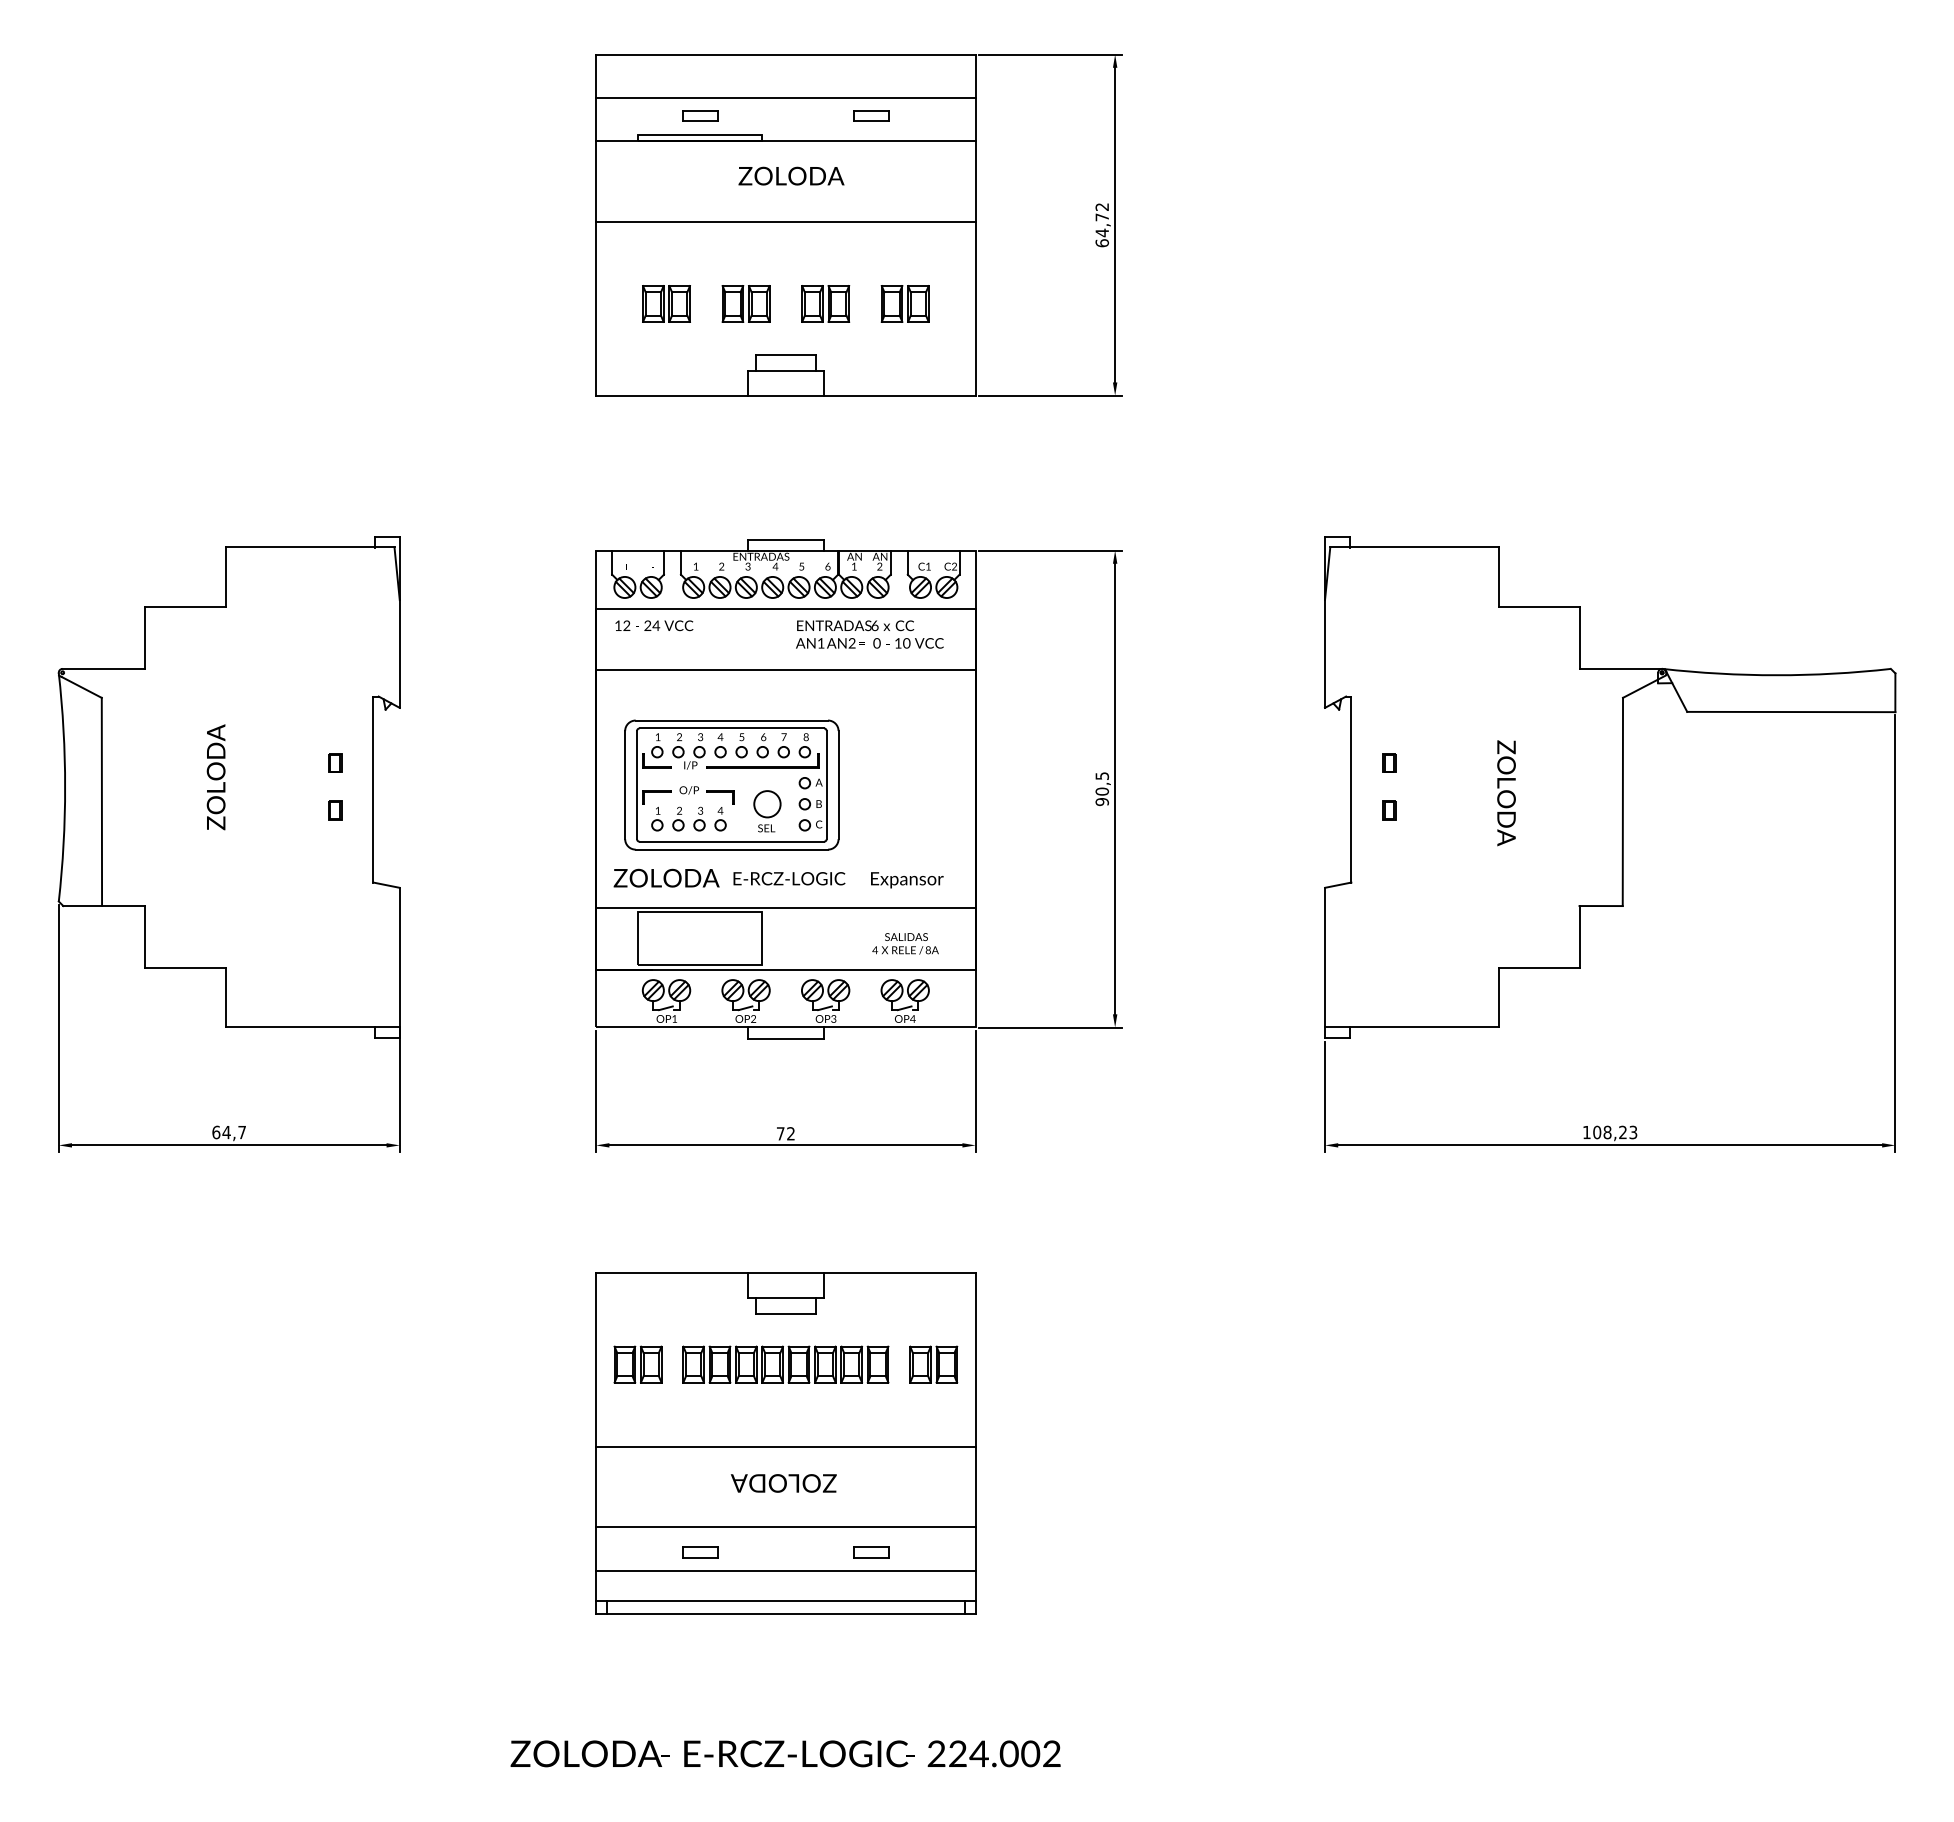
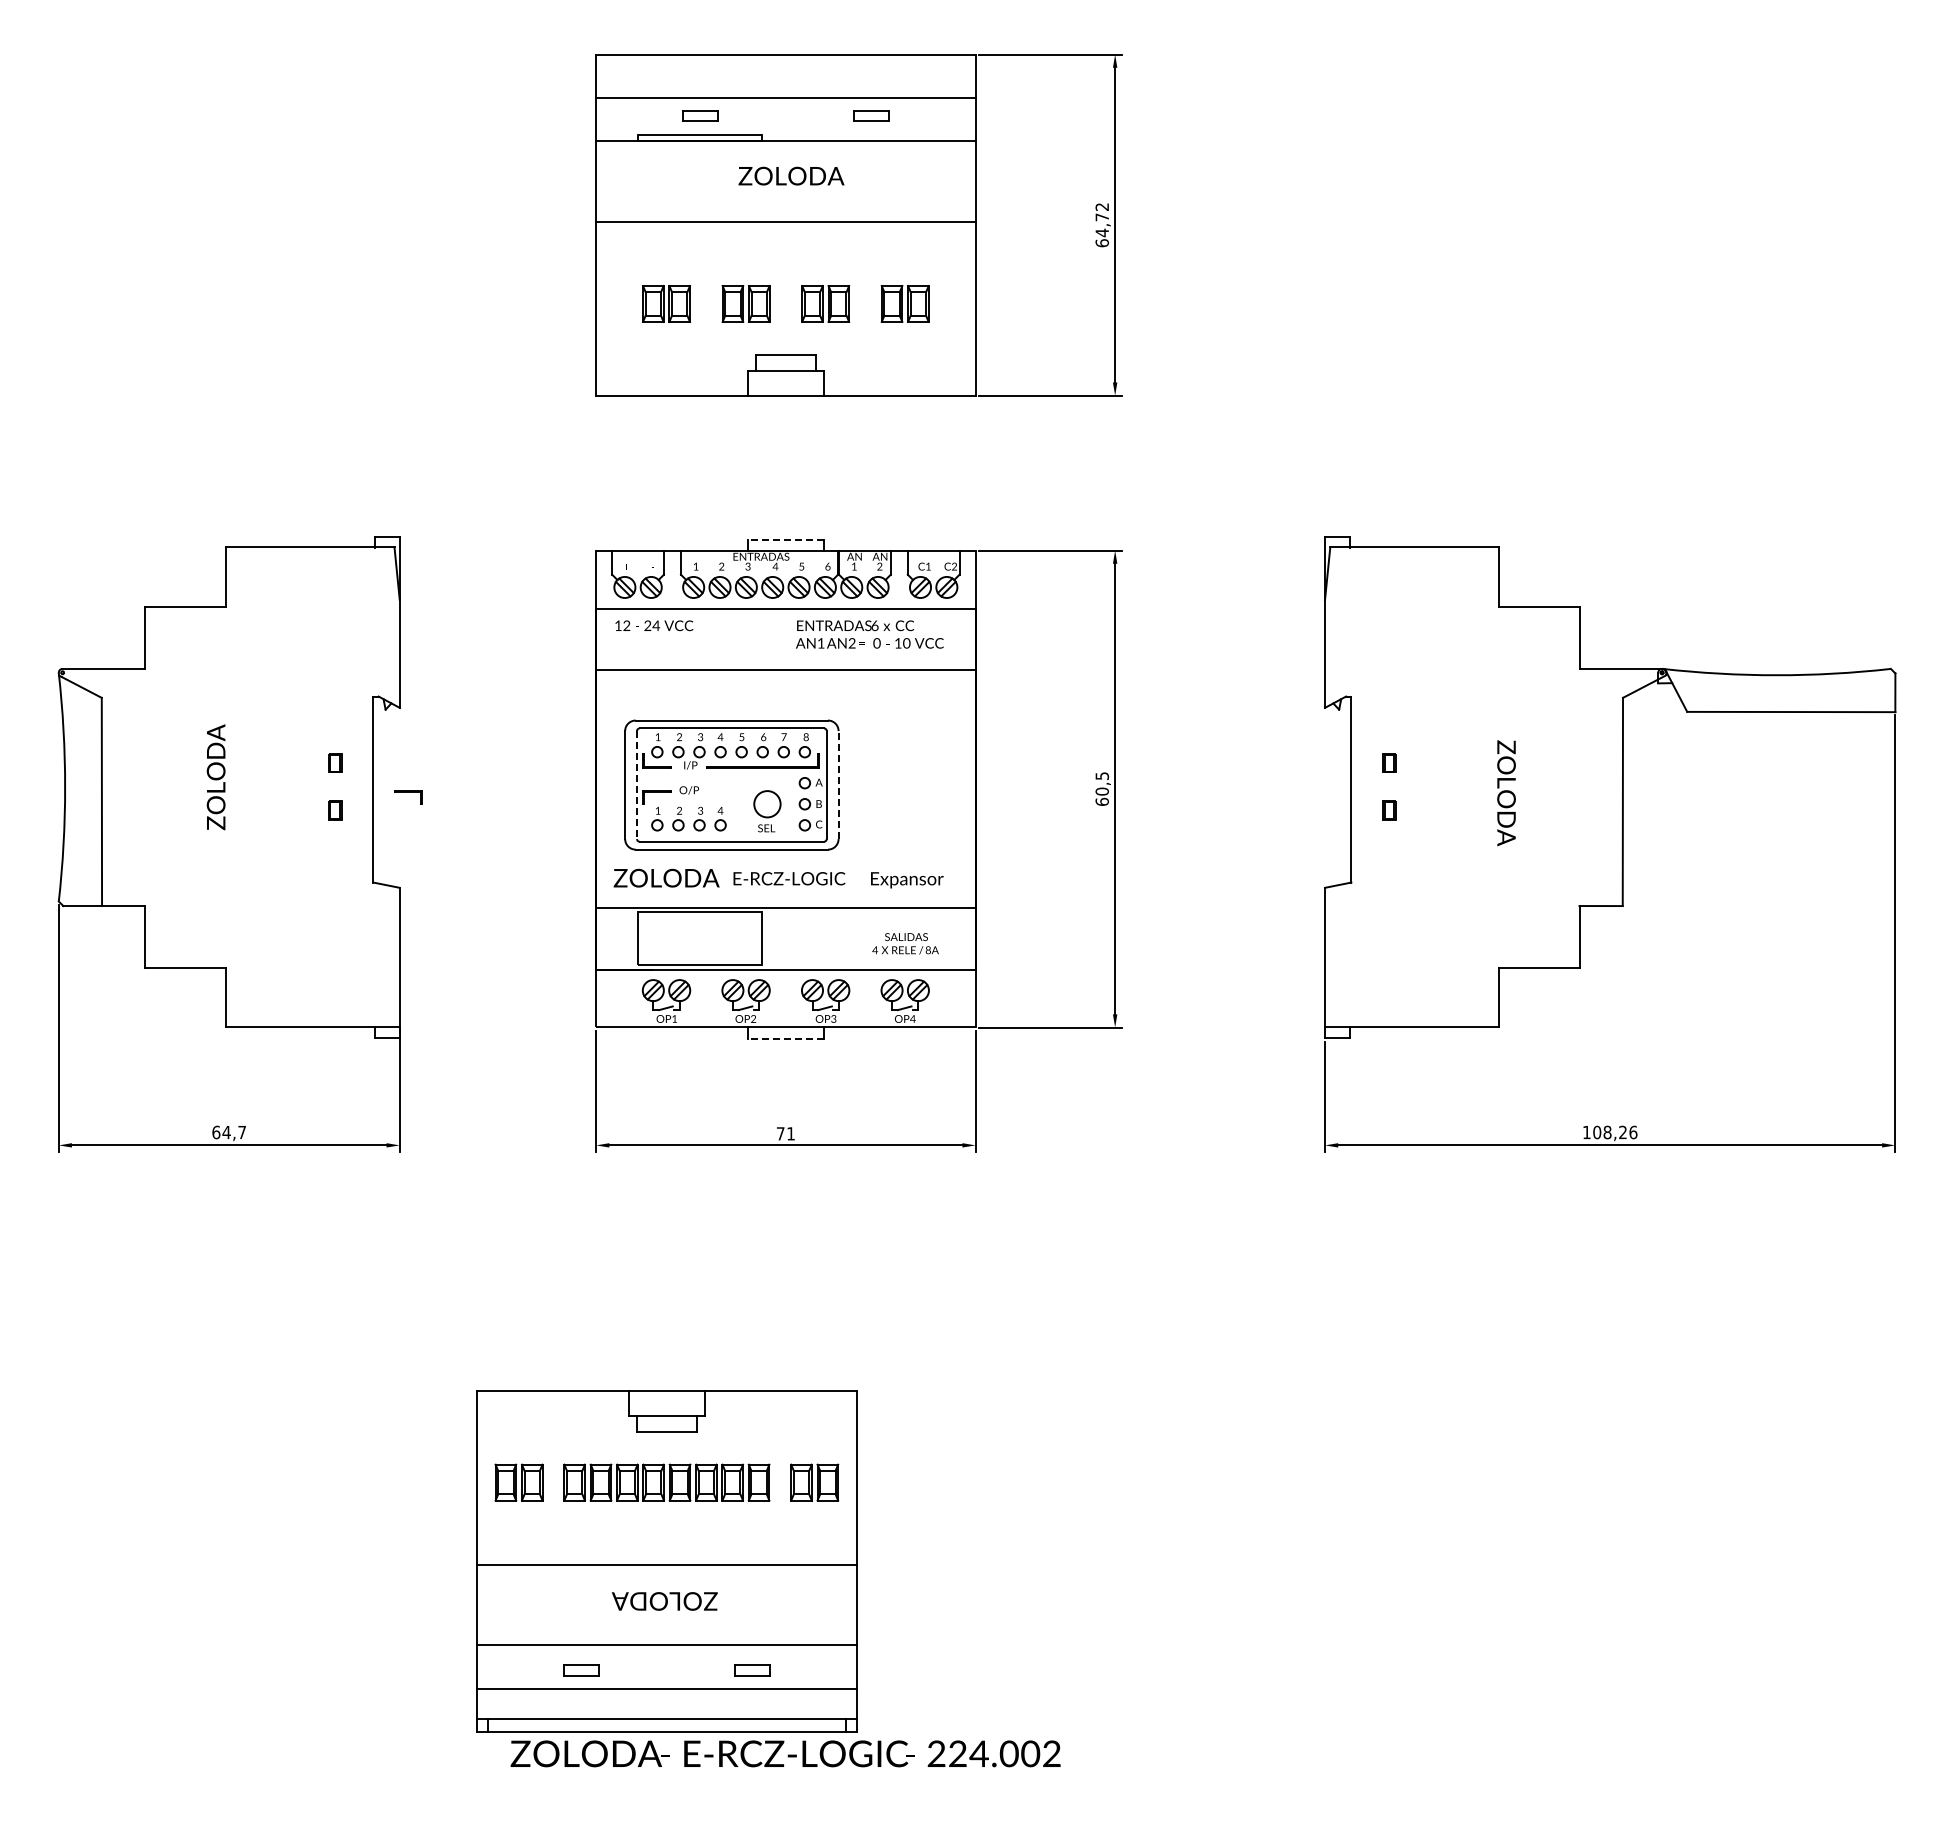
line: solid -> dashed (785, 539)
line: solid -> dashed (838, 784)
line: solid -> dashed (637, 785)
part position: (720, 797) -> (408, 797) (408, 797)
text: 90,5 -> 60,5 (1102, 801)
line: solid -> dashed (785, 1038)
text: 108,23 -> 108,26 (1633, 1132)
text: 72 -> 71 (790, 1133)
part position: (785, 1443) -> (666, 1561) (666, 1561)
